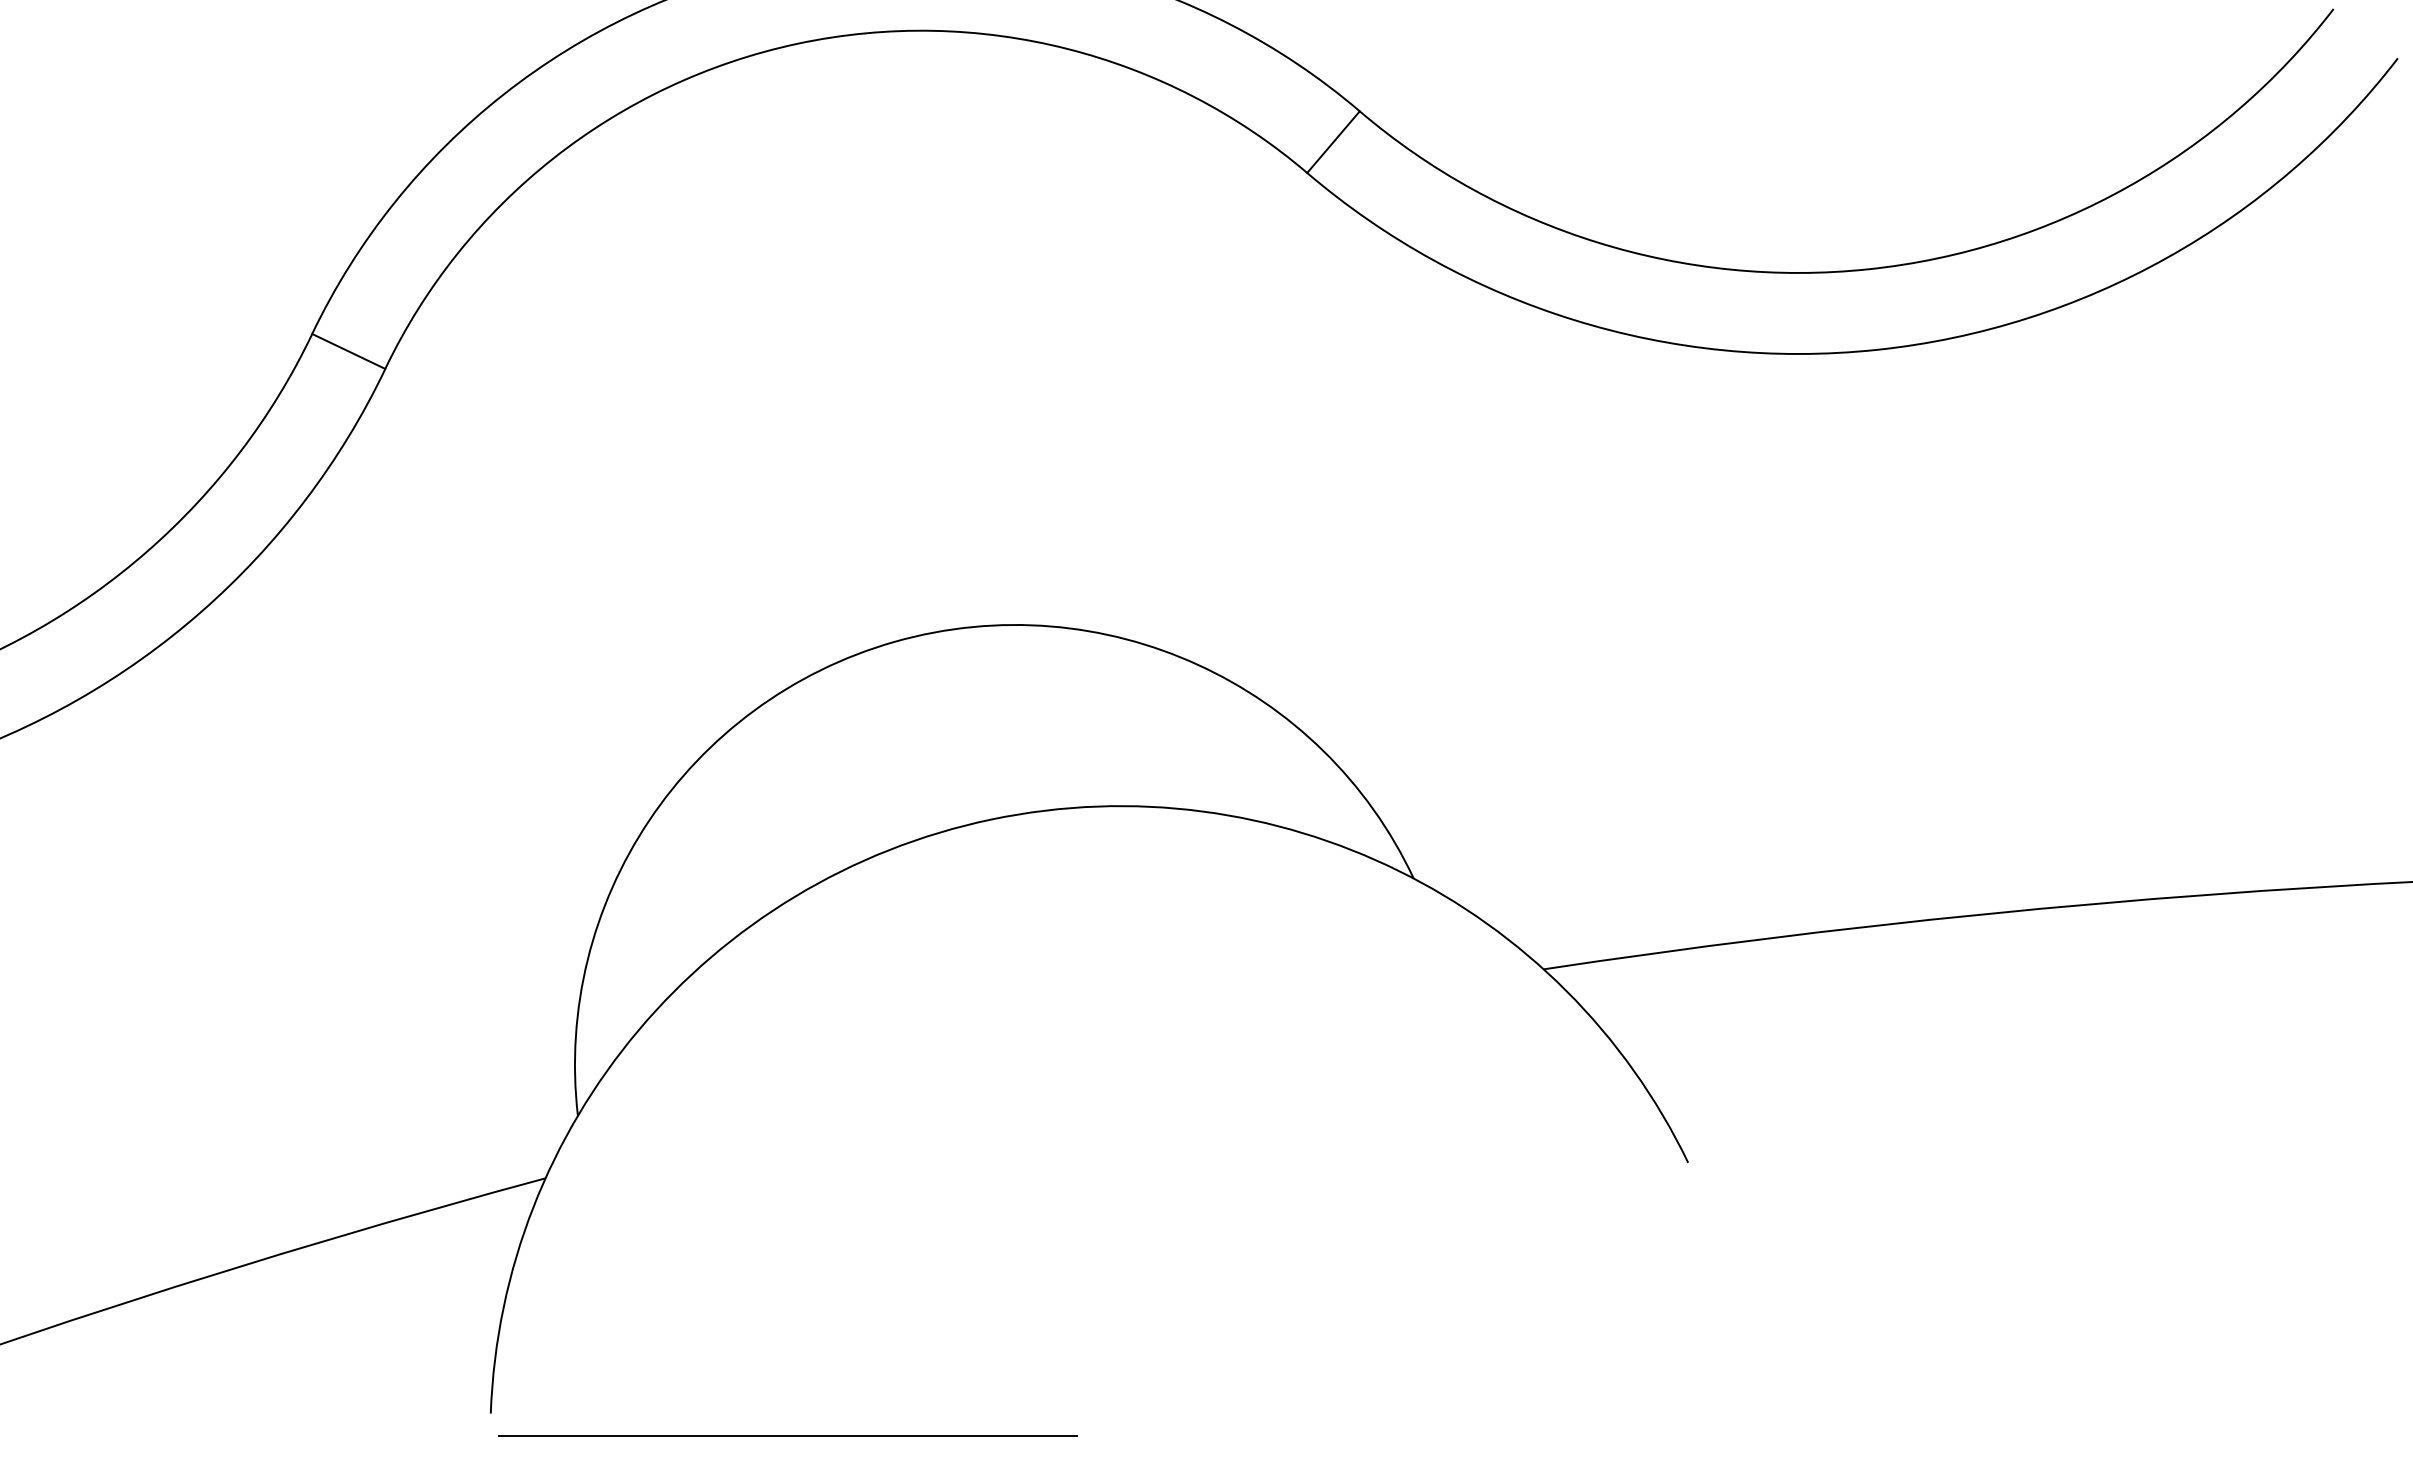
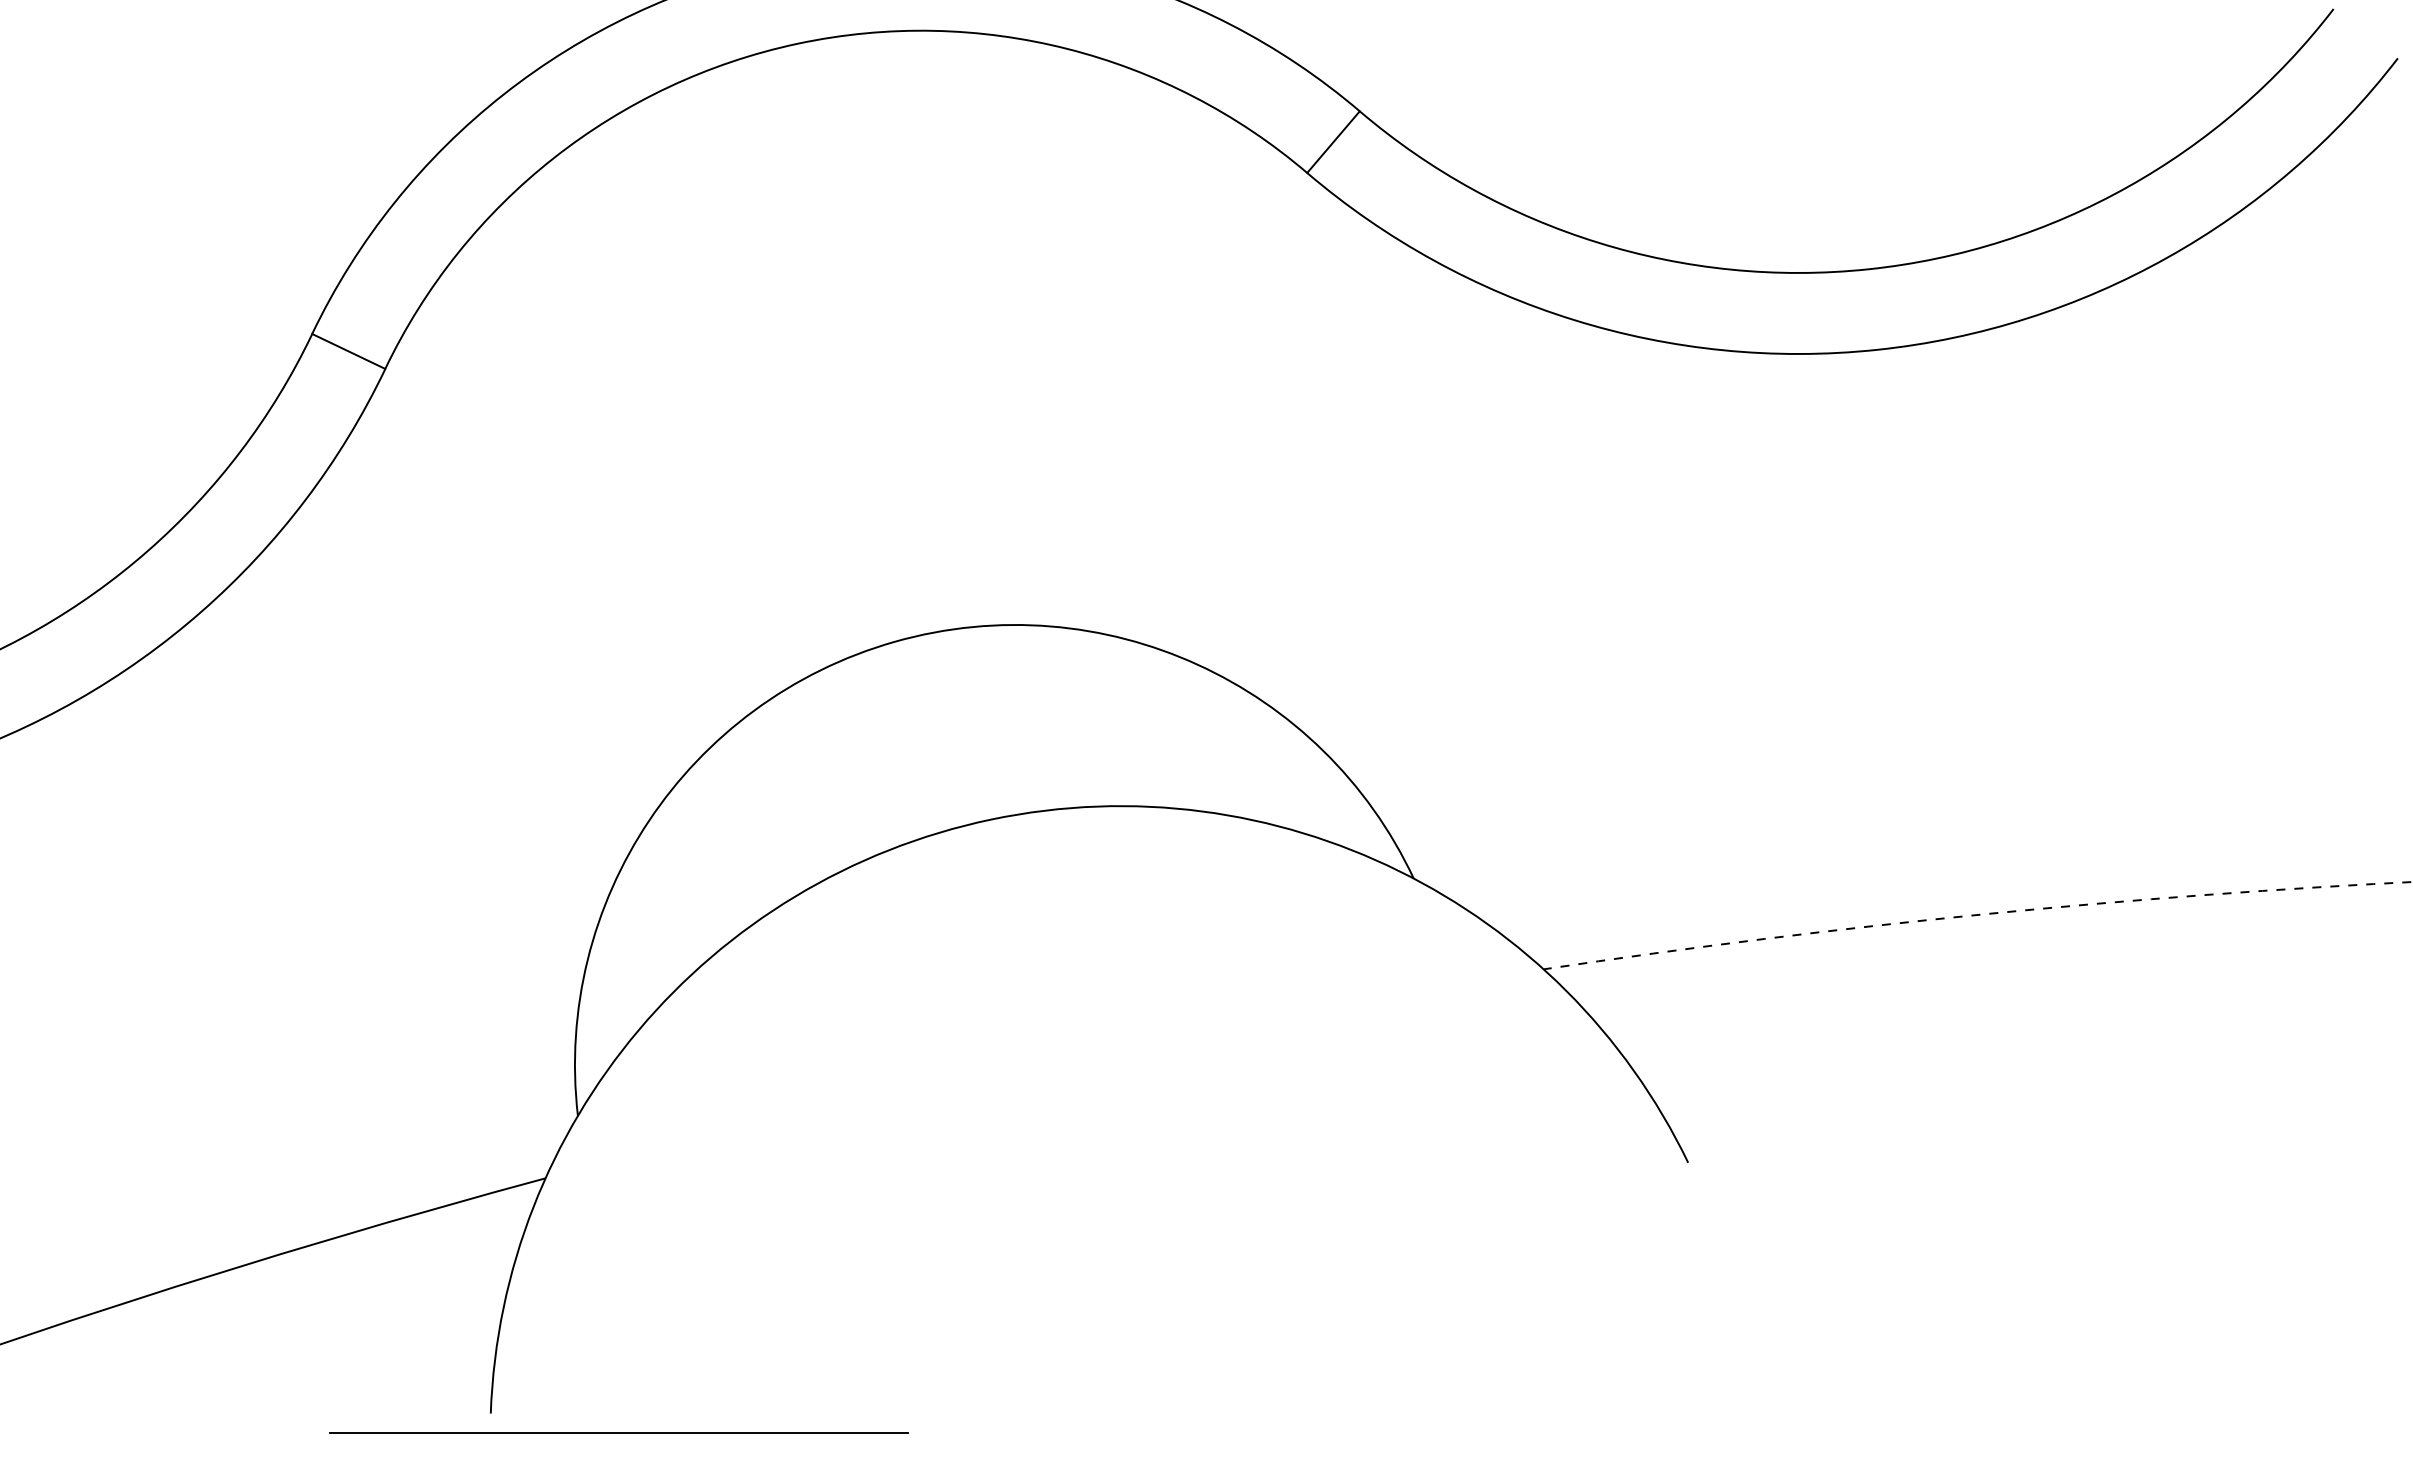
arc: solid -> dashed (1977, 915)
line position: (787, 1435) -> (618, 1432) (618, 1432)
